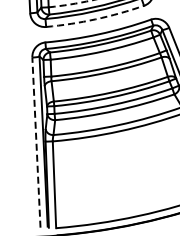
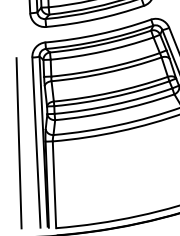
arc: dashed -> solid (71, 4)
arc: dashed -> solid (95, 19)
line: dashed -> solid (36, 142)
line: none -> present (18, 143)
